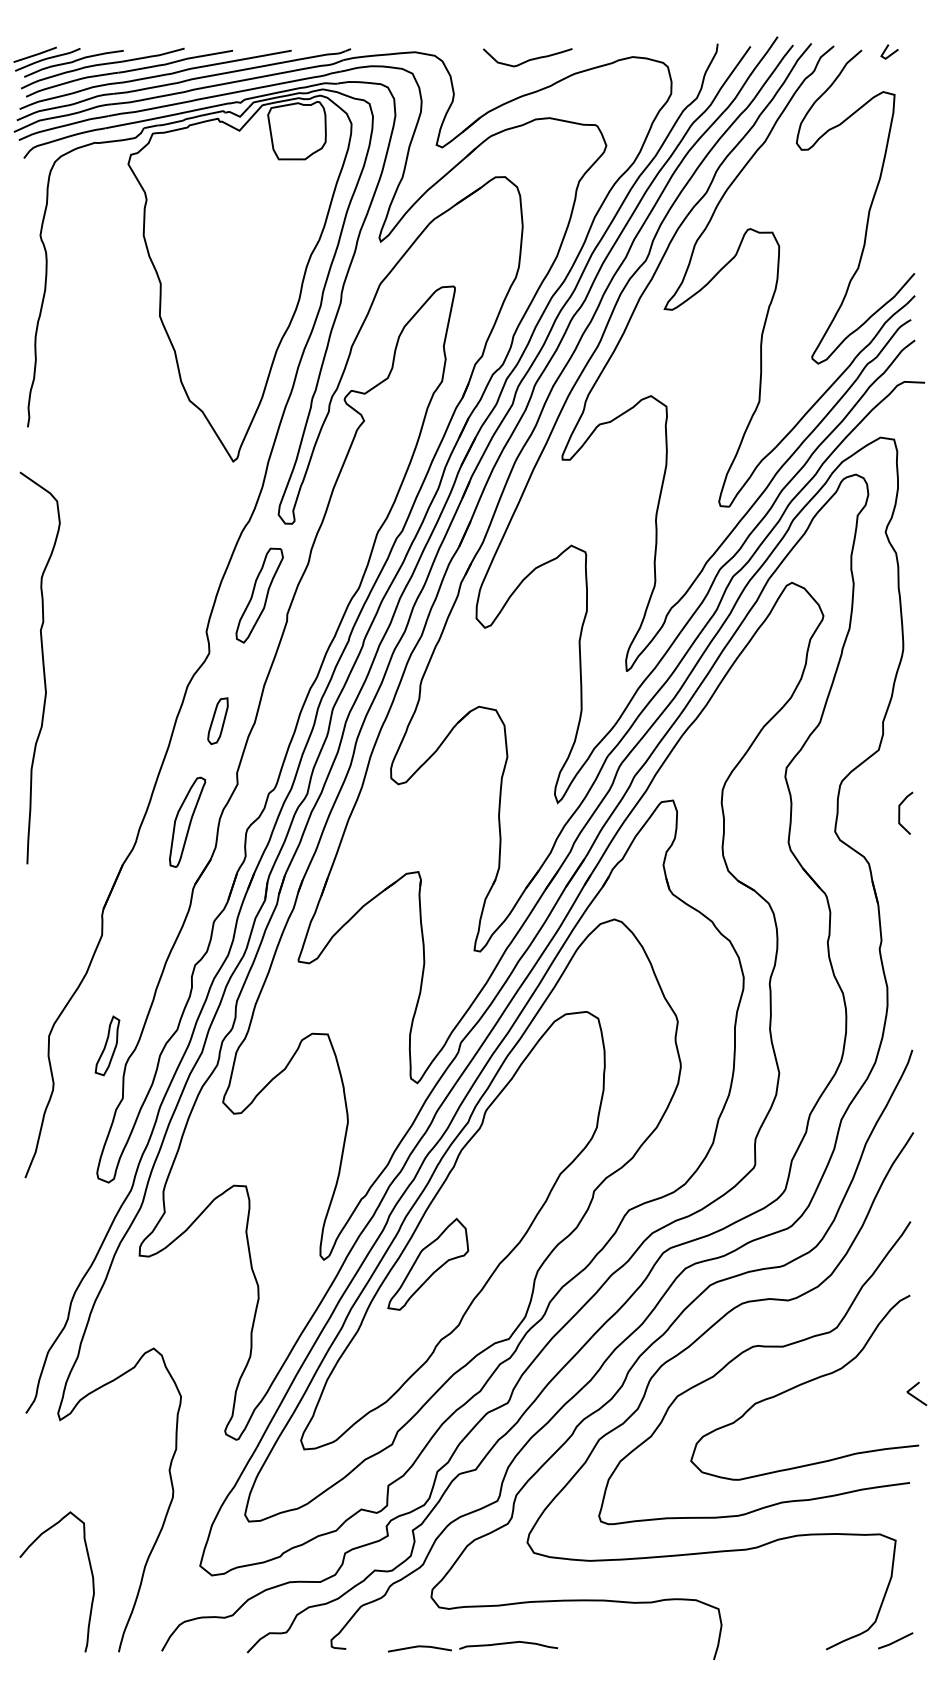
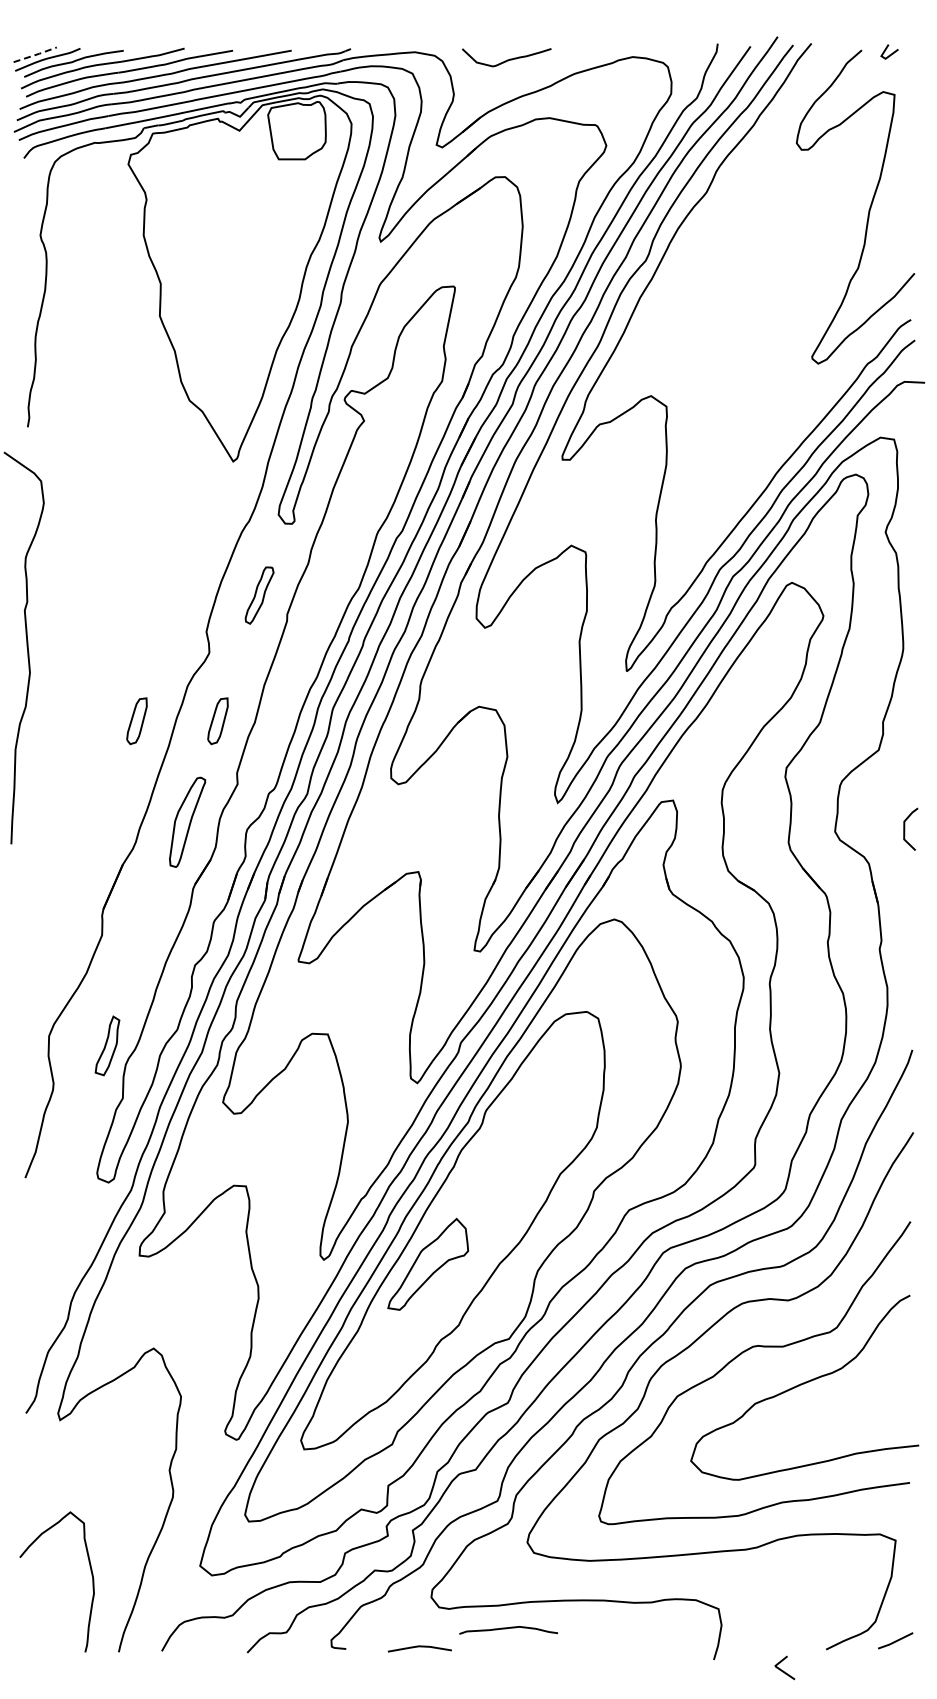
line: solid -> dashed (35, 54)
curve position: (528, 59) -> (507, 59) (507, 59)
curve: present -> none (778, 276)
part size: 49x97 px -> 31x59 px (259, 595)
curve position: (42, 667) -> (26, 647) (26, 647)
part: none -> present (136, 721)
line position: (900, 812) -> (905, 828) (905, 828)
line position: (915, 1396) -> (783, 1670) (783, 1670)
curve position: (508, 1643) -> (508, 1628) (508, 1628)
